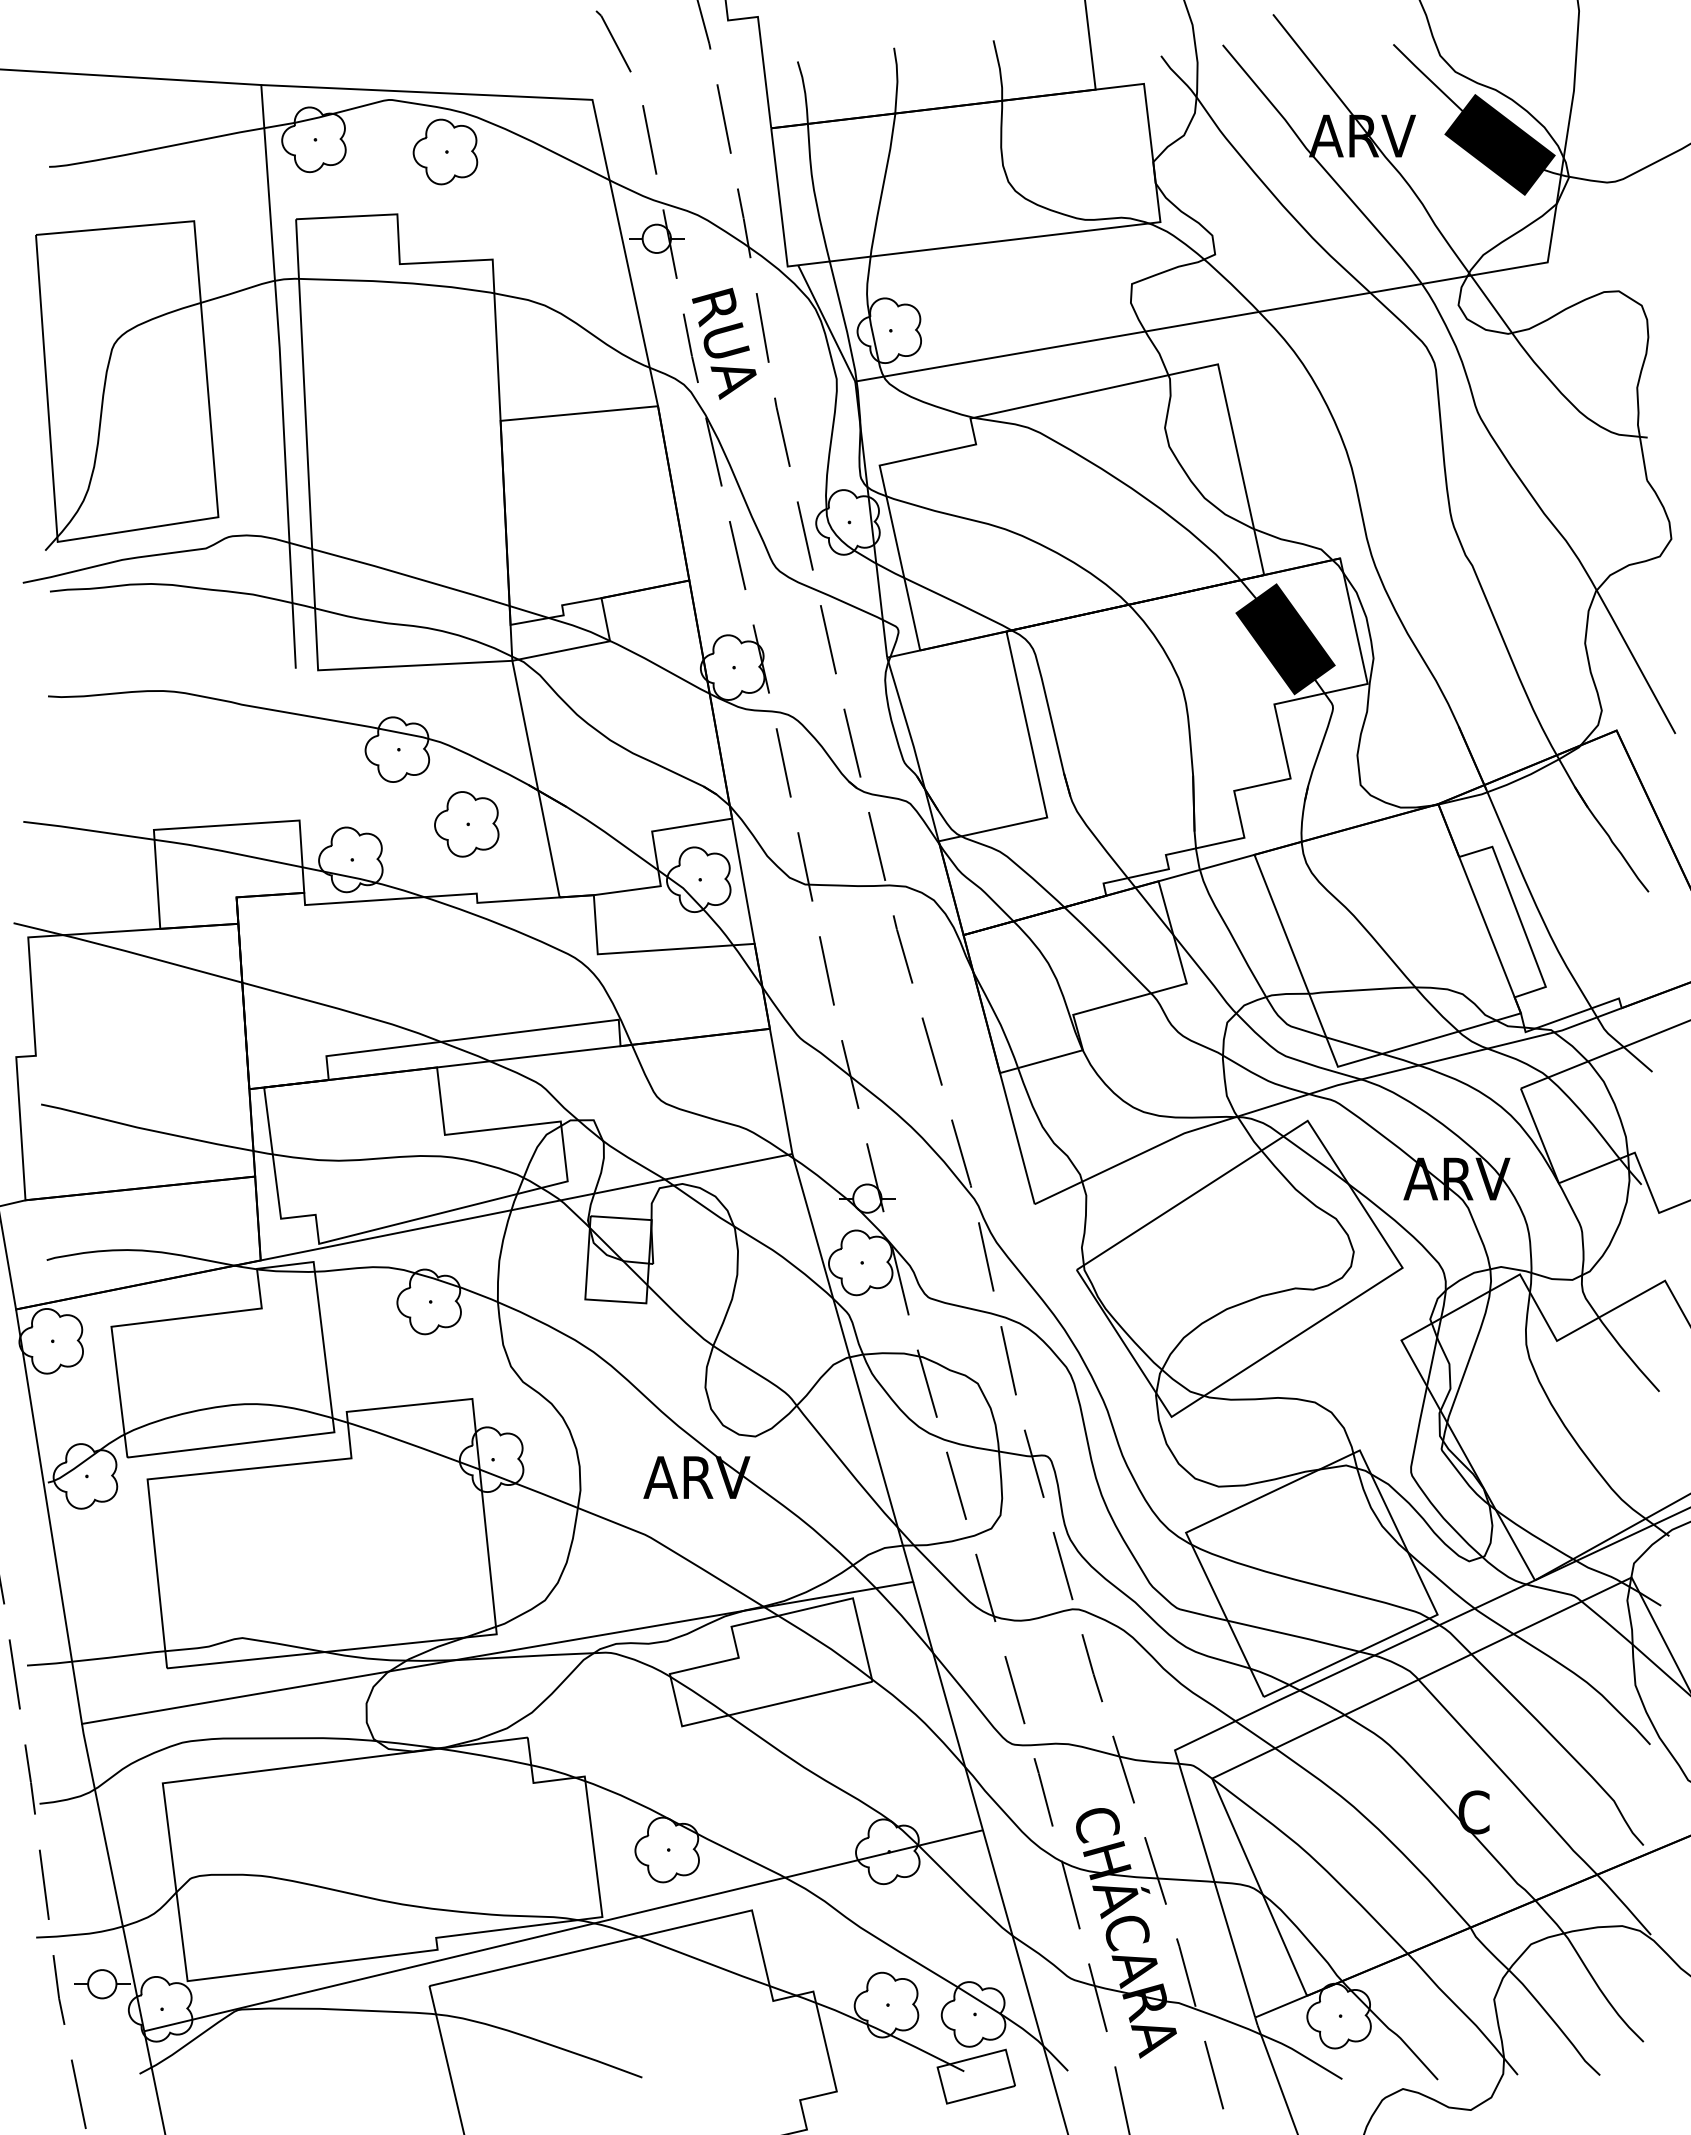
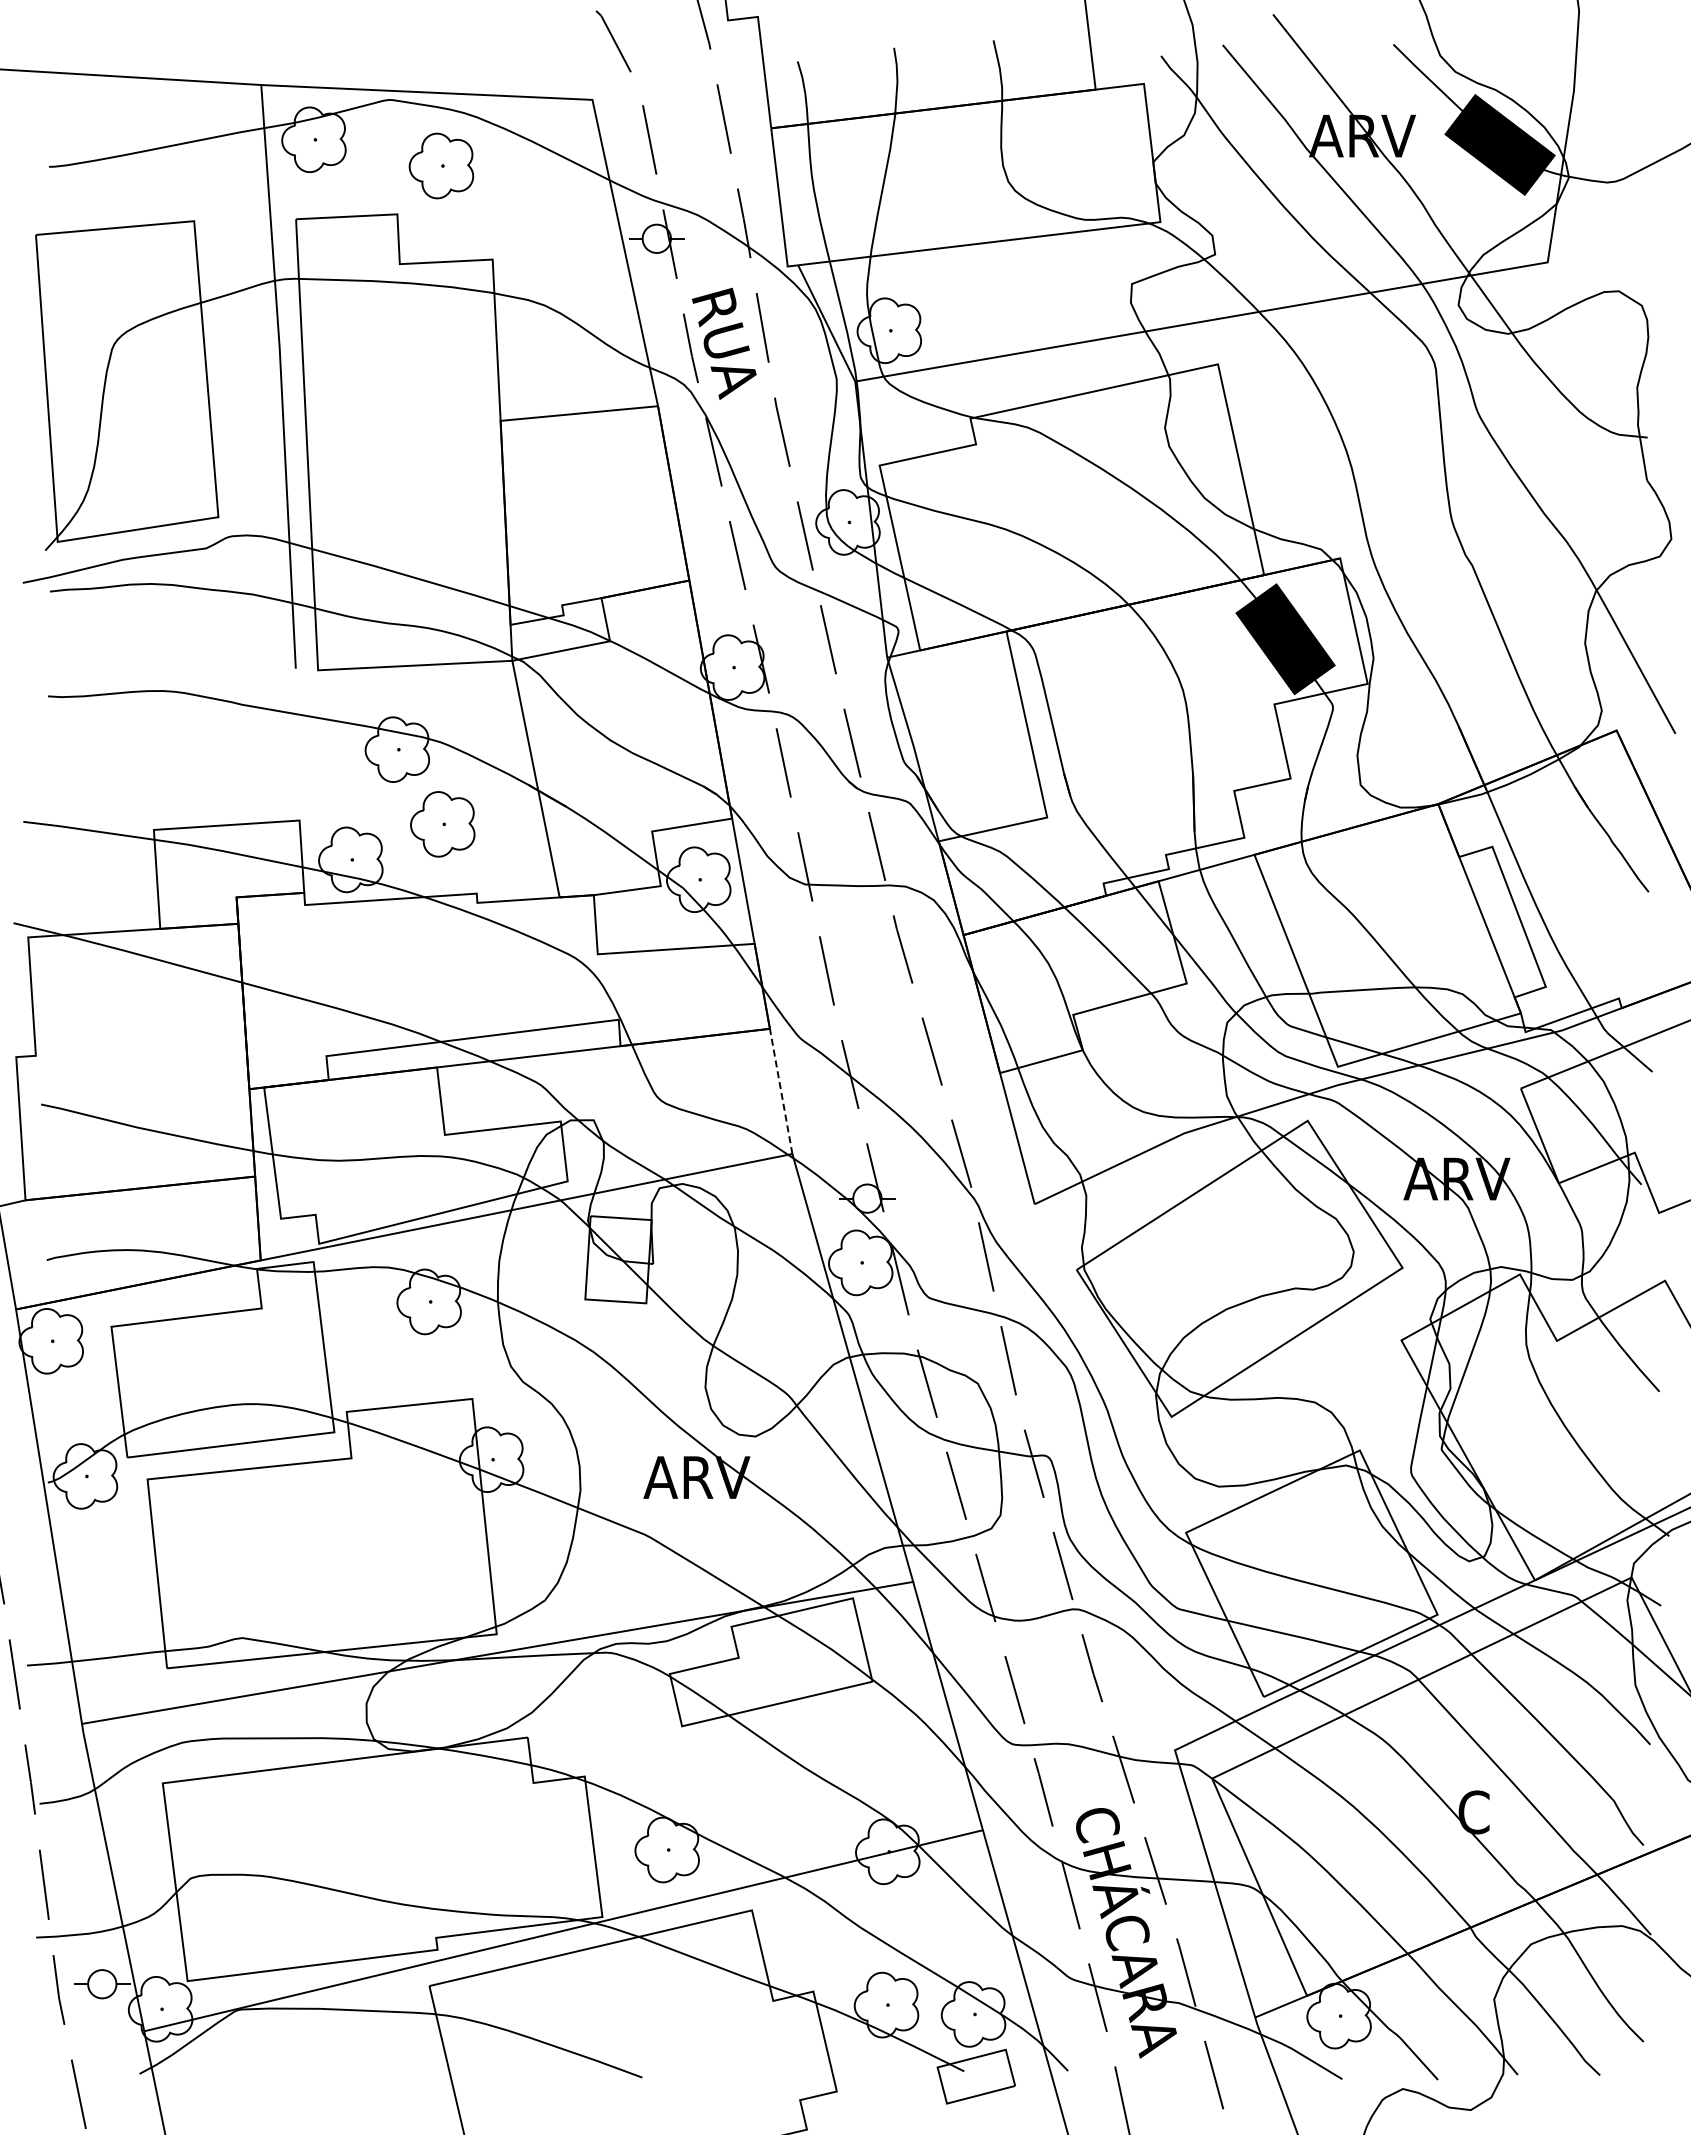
part position: (445, 151) -> (441, 165) (441, 165)
part position: (466, 824) -> (442, 824) (442, 824)
line: solid -> dashed (781, 1091)
